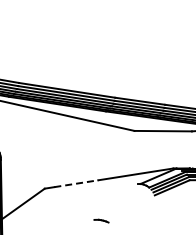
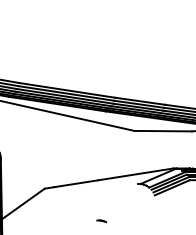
line: dashed -> solid (76, 183)
part size: 17x6 px -> 12x5 px (101, 221)
